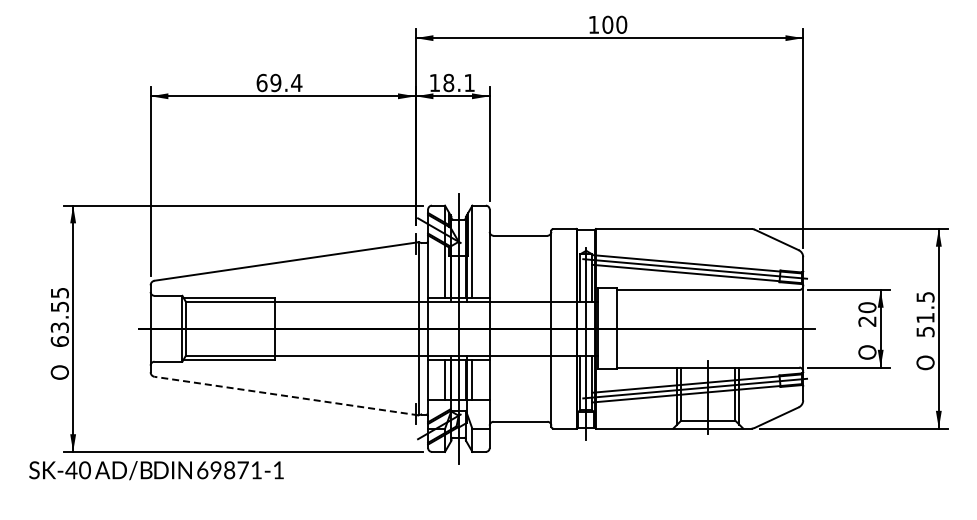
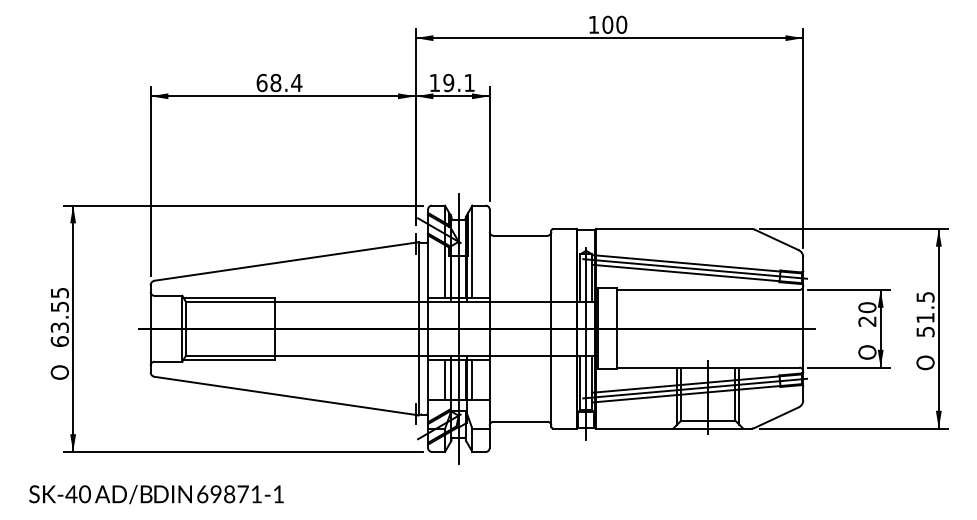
text: 69.4 -> 68.4 (275, 83)
text: 18.1 -> 19.1 (448, 83)
line: dashed -> solid (286, 396)
text position: (156, 470) -> (156, 494) (156, 494)
